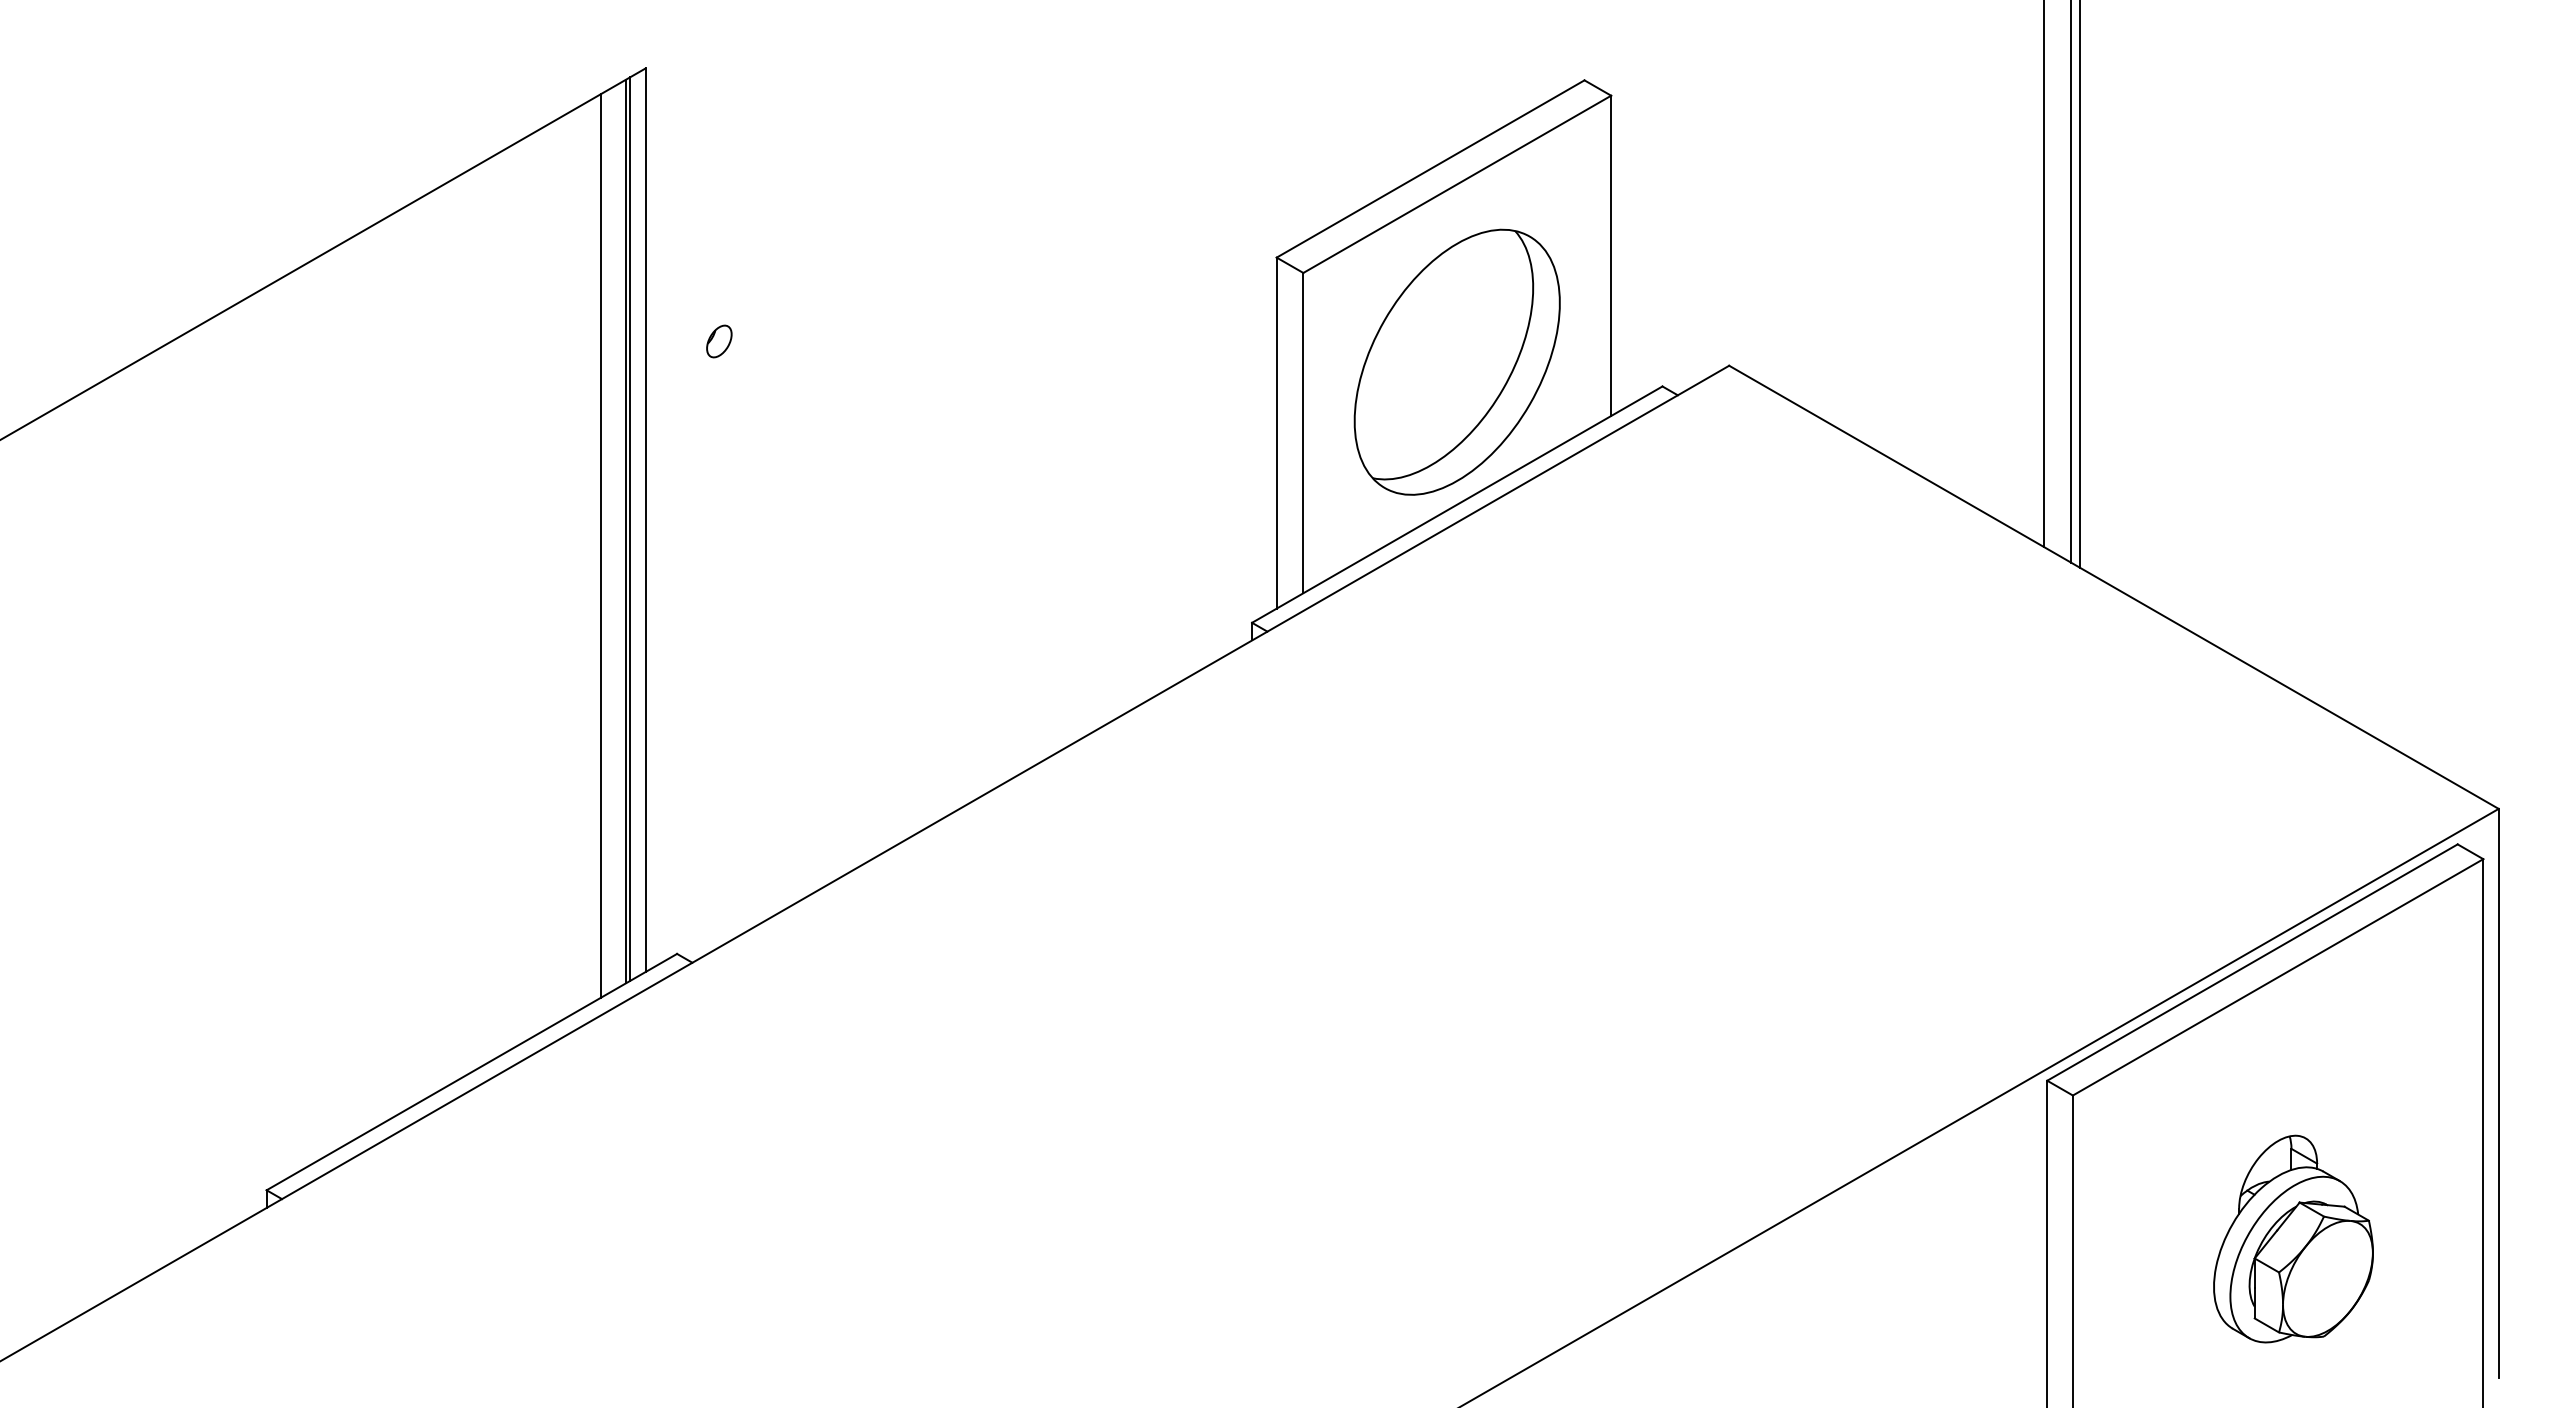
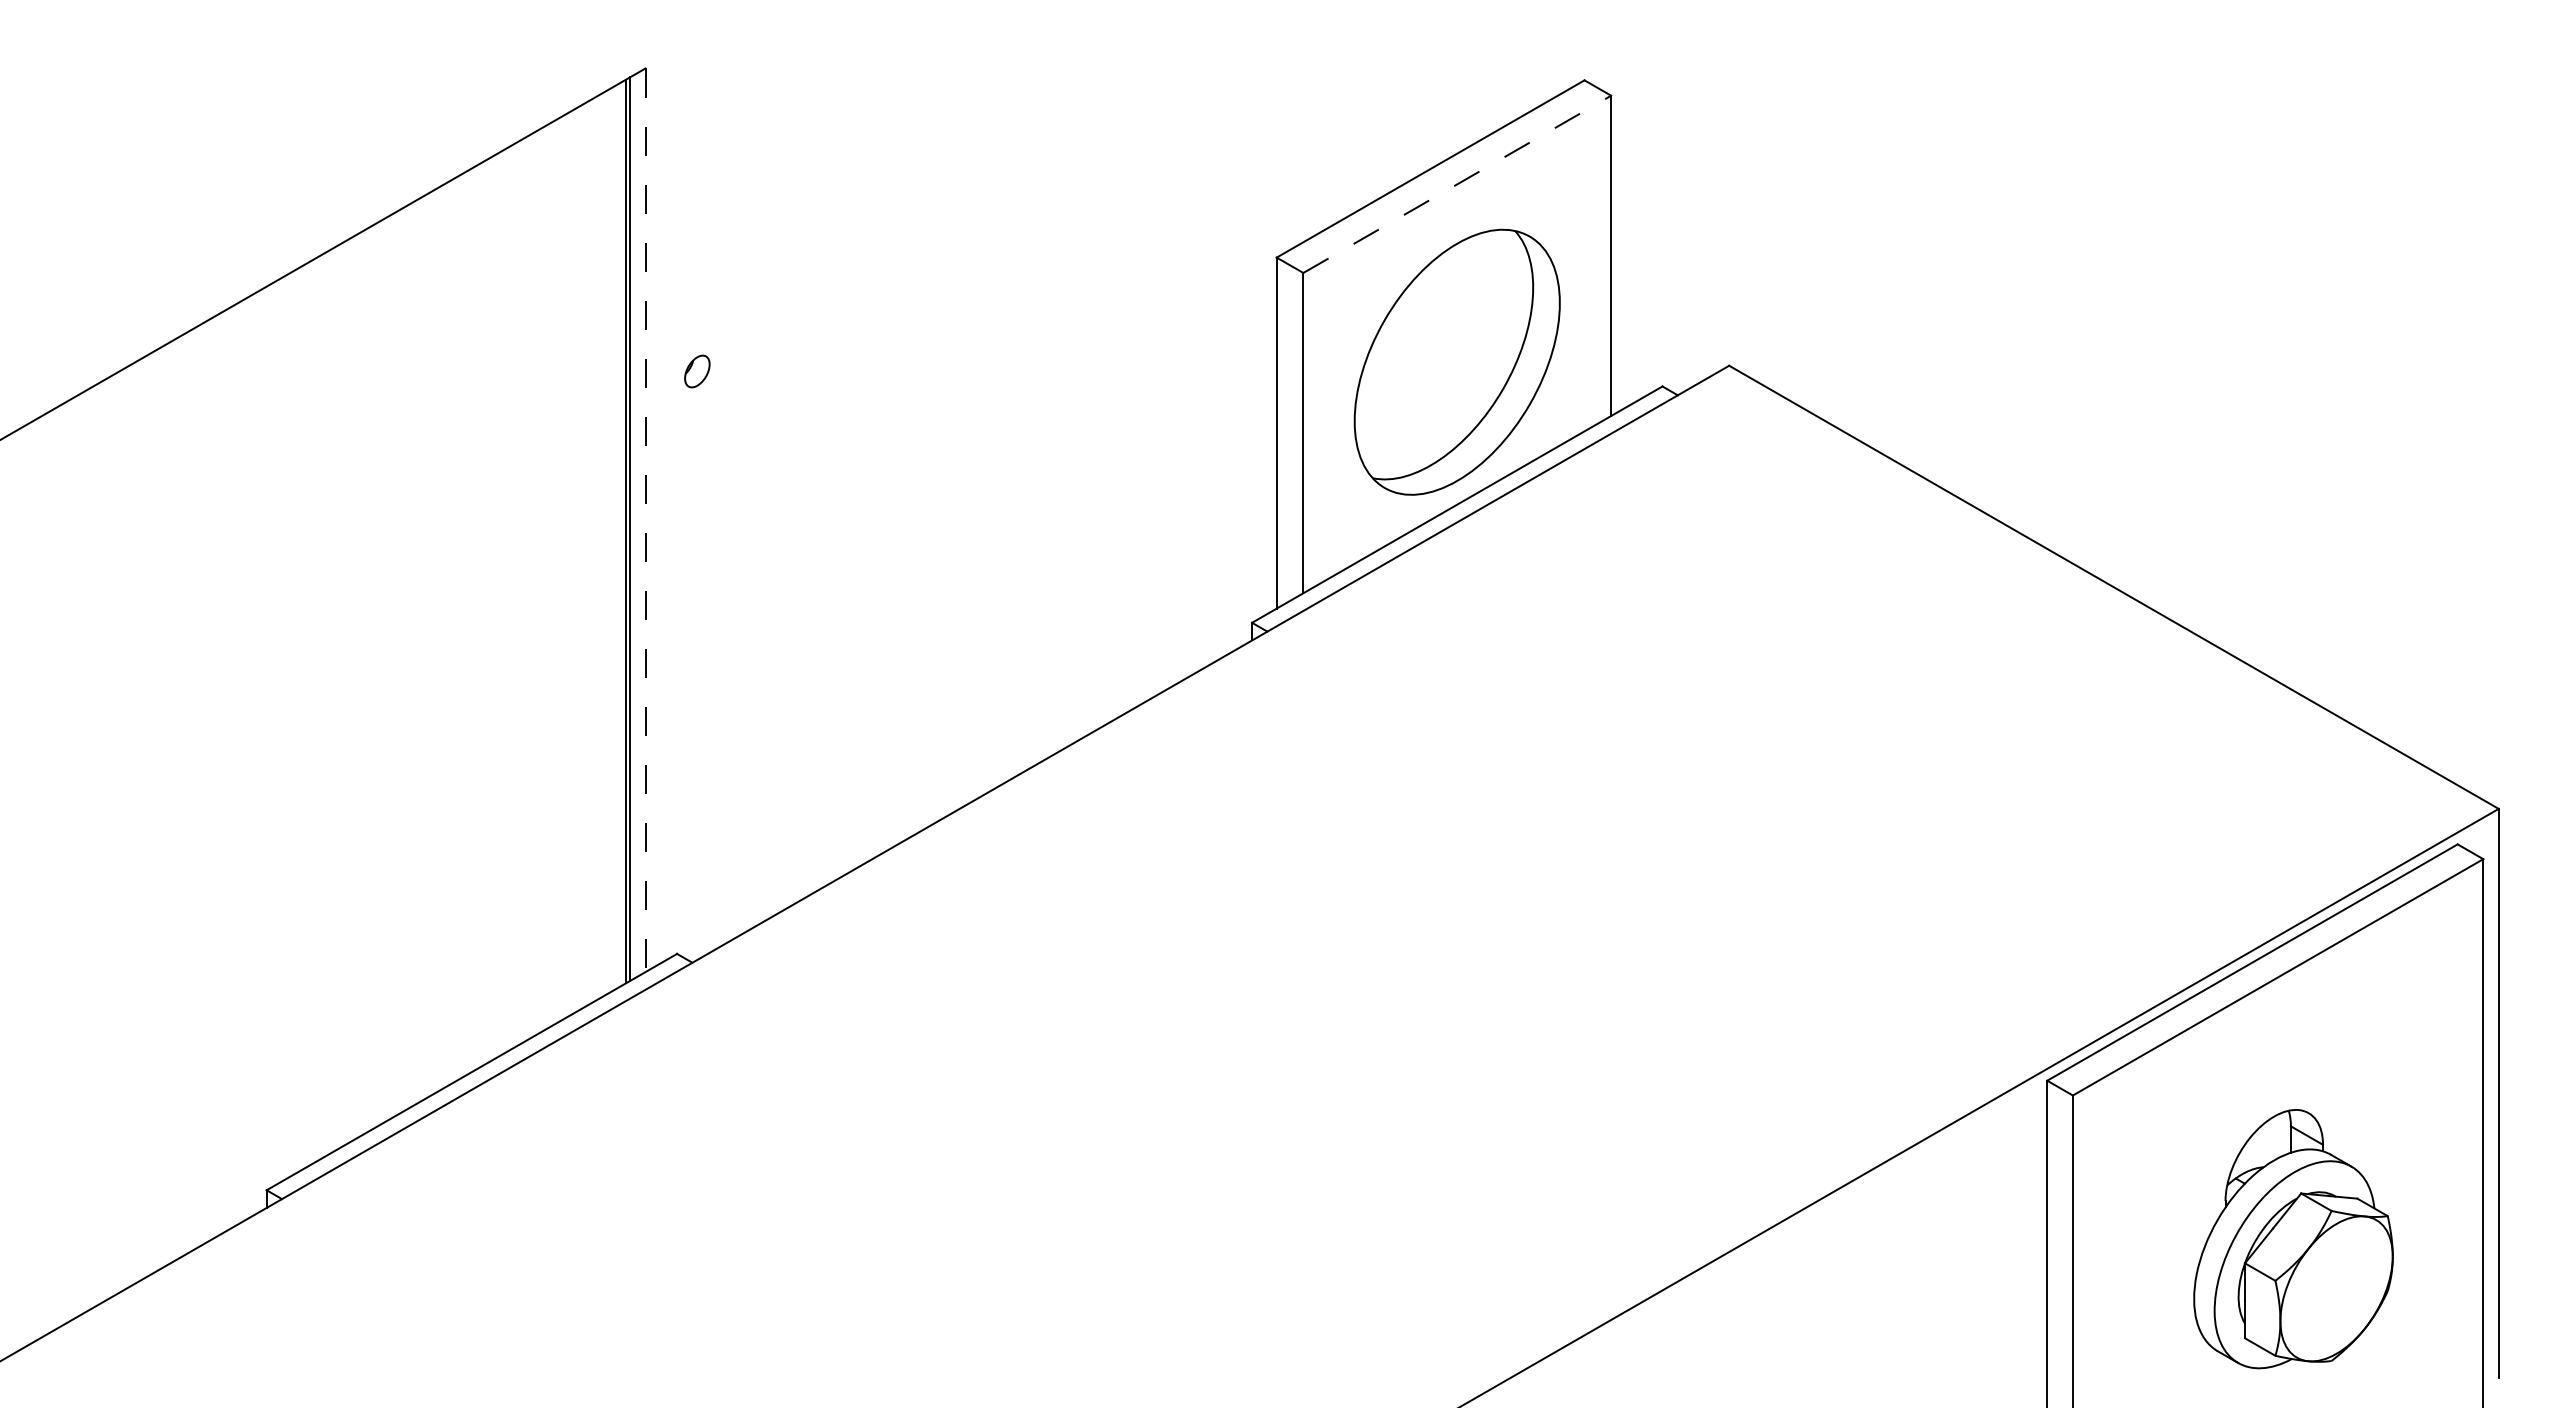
line: solid -> dashed (1457, 184)
line: present -> none (2044, 274)
line: present -> none (2071, 282)
line: present -> none (2080, 284)
part position: (719, 341) -> (697, 371) (697, 371)
line: solid -> dashed (645, 520)
line: present -> none (601, 545)
part size: 161x210 px -> 201x261 px (2293, 1239)
